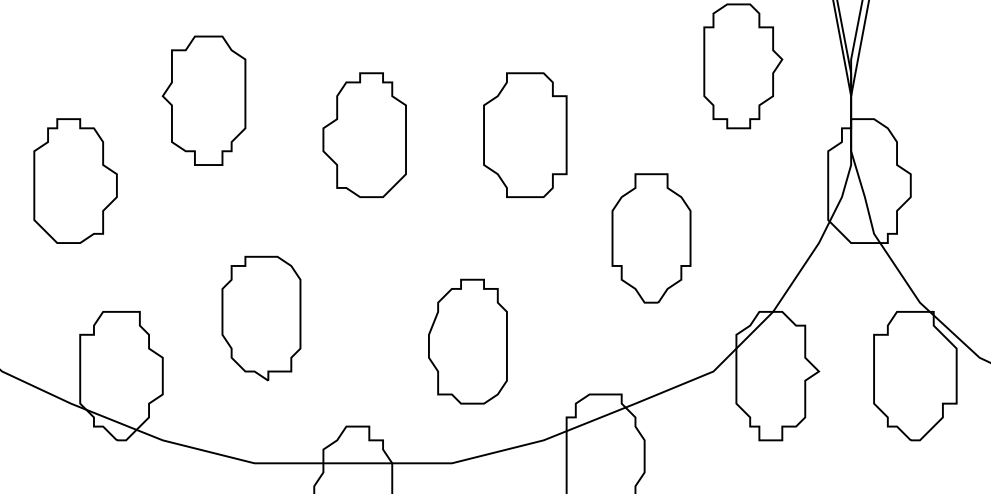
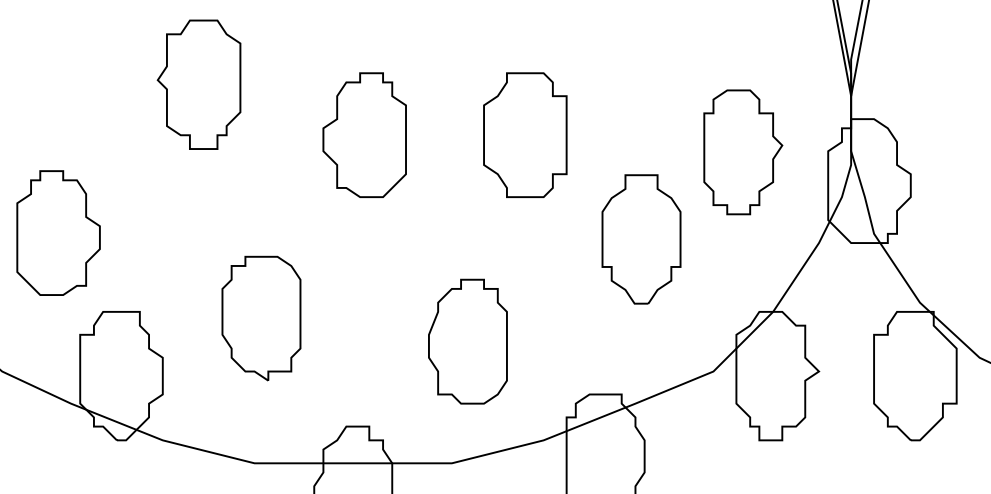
part position: (743, 66) -> (743, 152) (743, 152)
part position: (203, 100) -> (198, 84) (198, 84)
part position: (75, 180) -> (58, 232) (58, 232)
part position: (651, 238) -> (641, 239) (641, 239)
